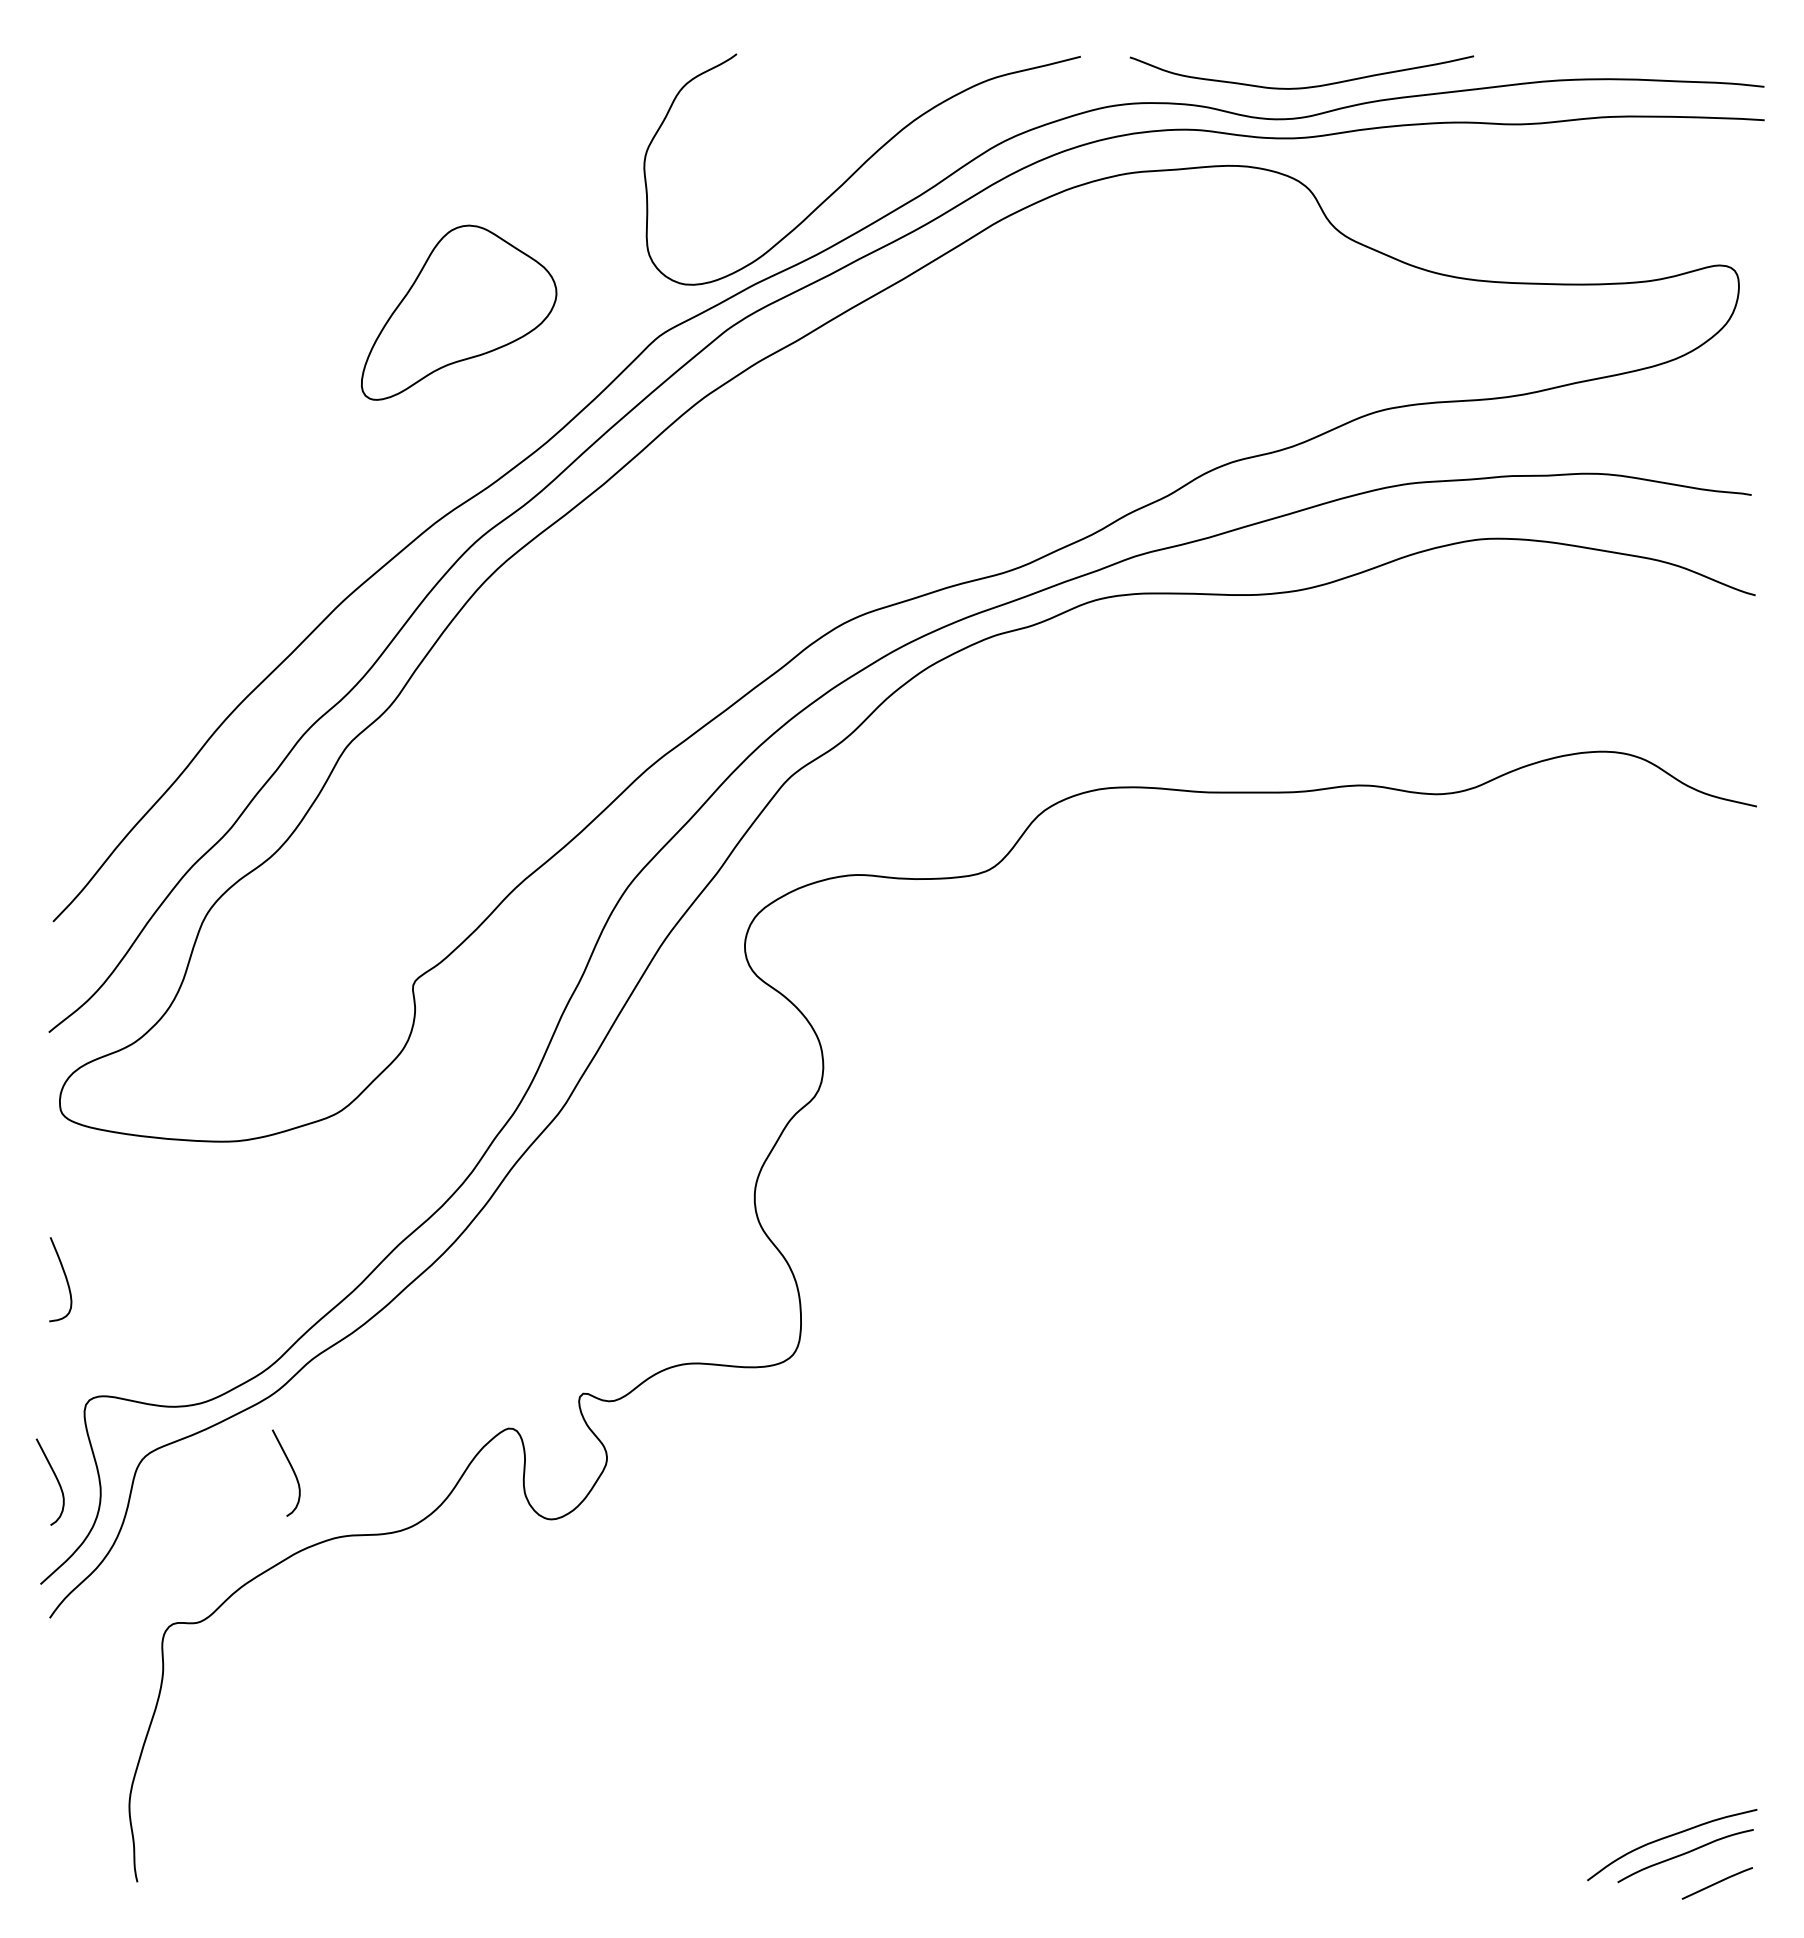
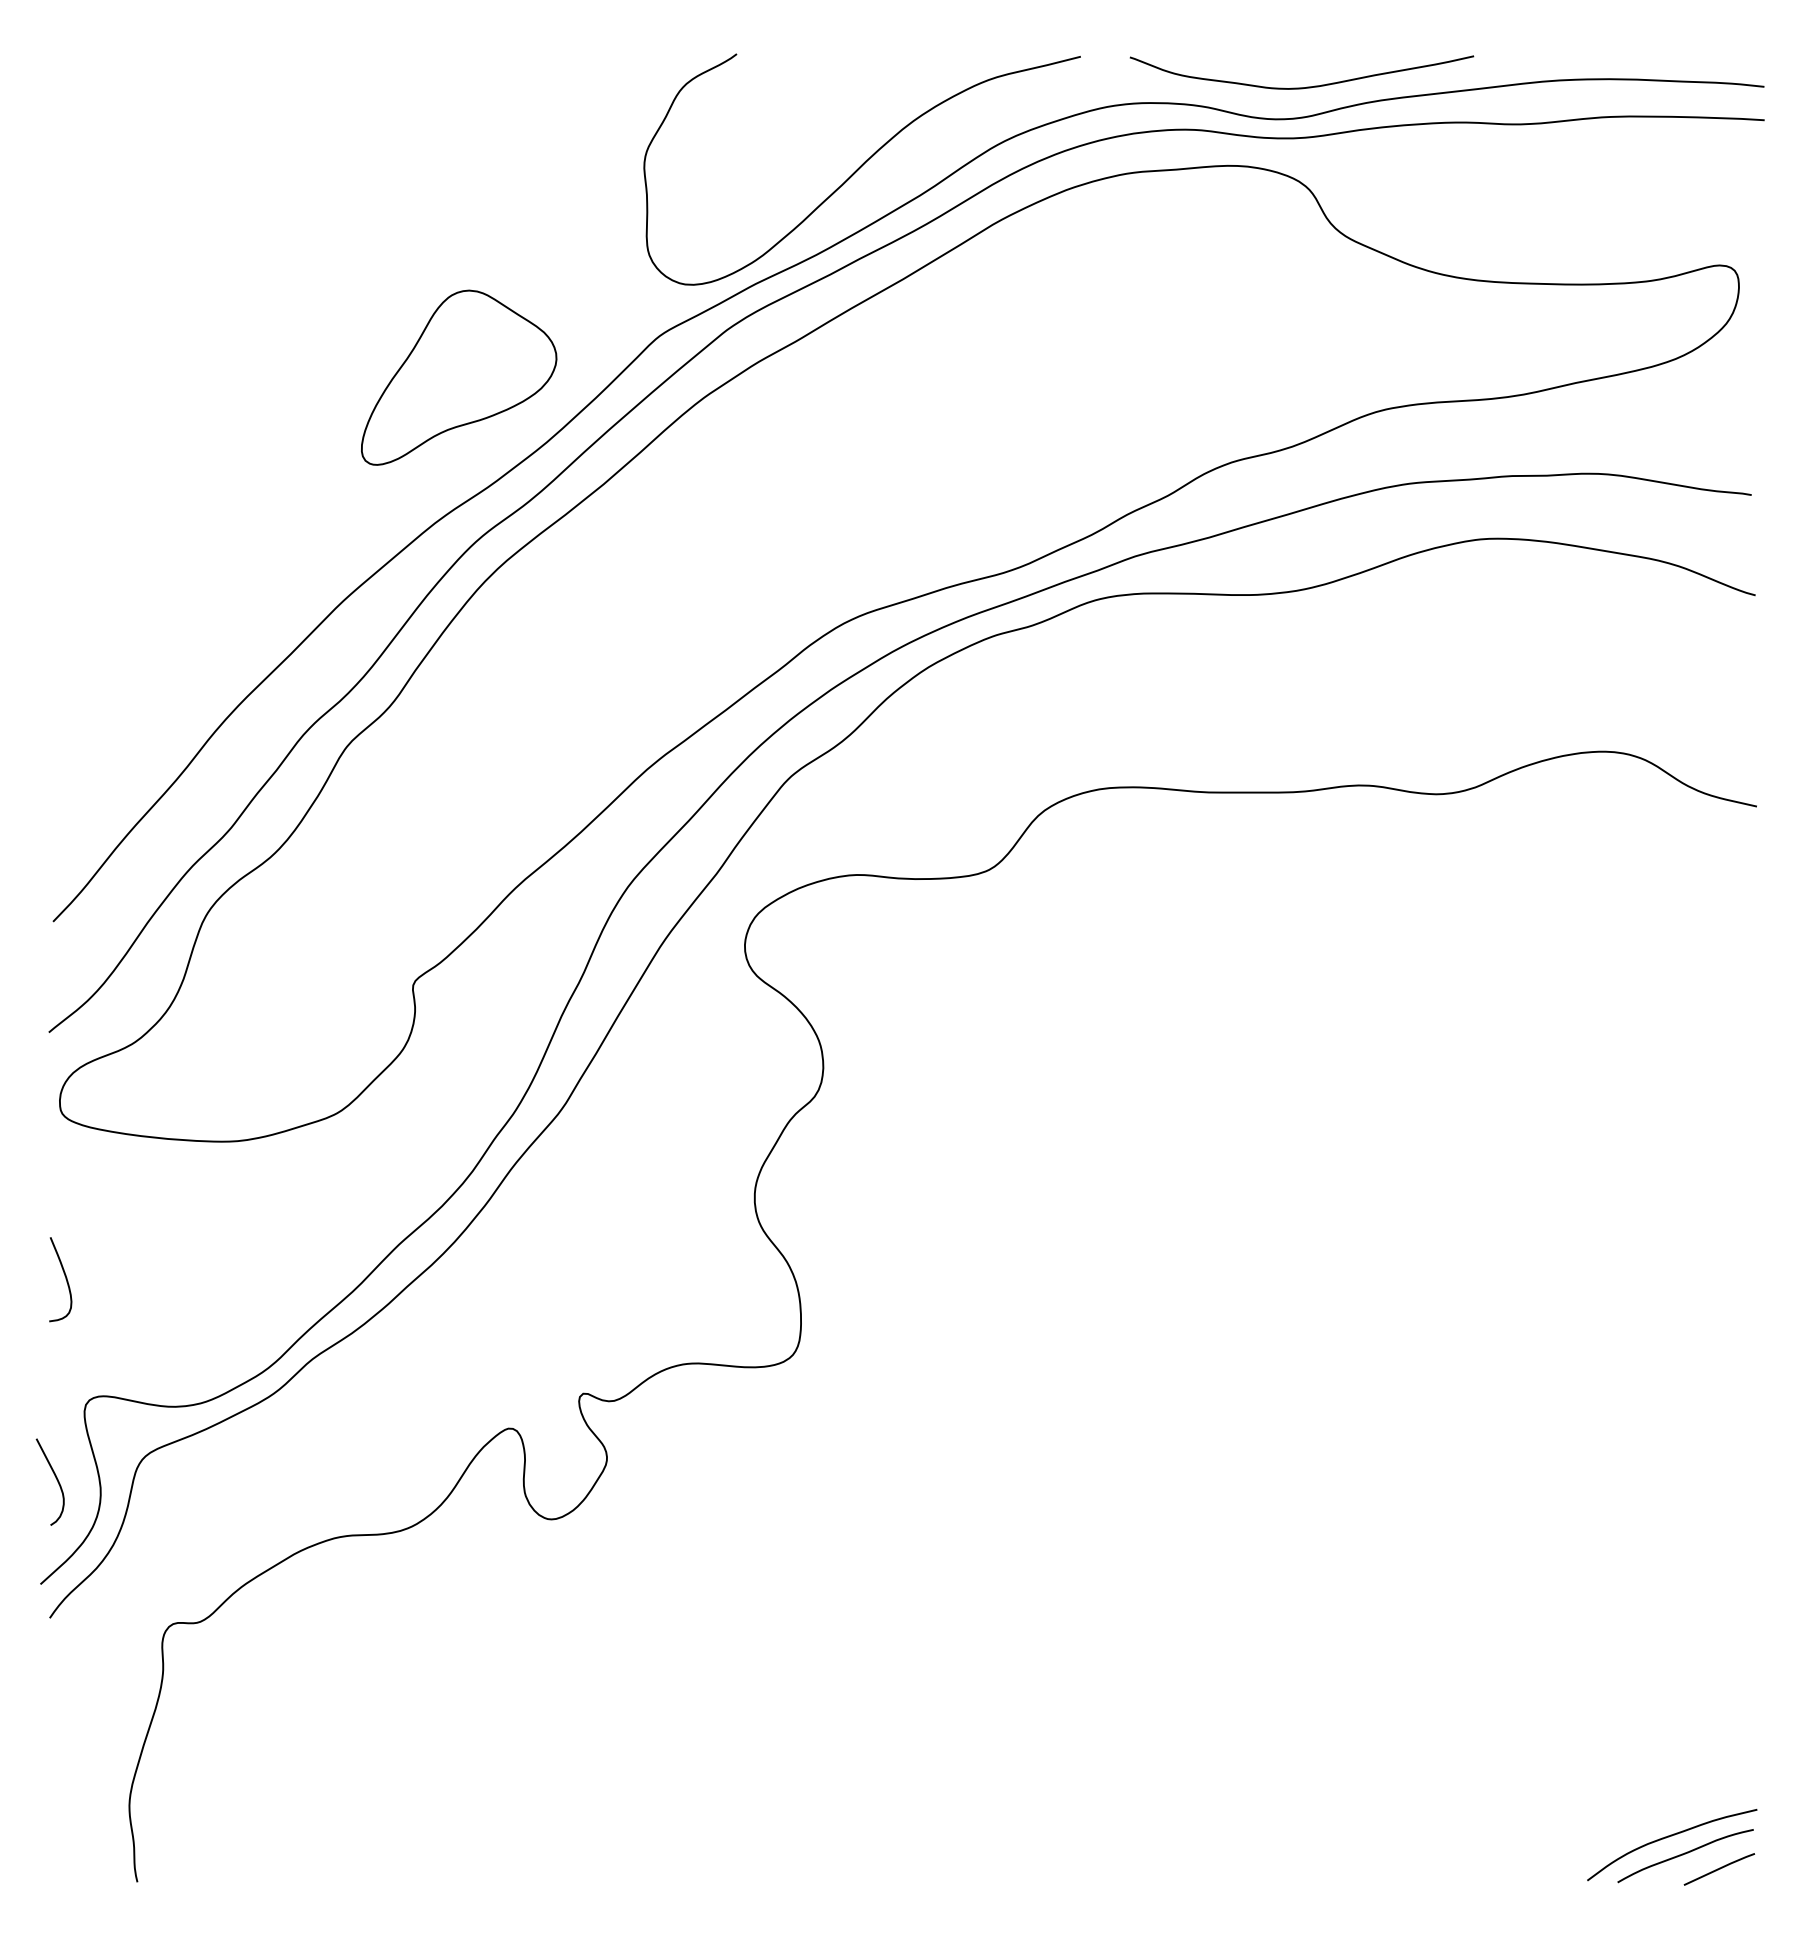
part position: (459, 312) -> (459, 377) (459, 377)
curve: present -> none (291, 1469)
line position: (1716, 1883) -> (1718, 1869) (1718, 1869)
